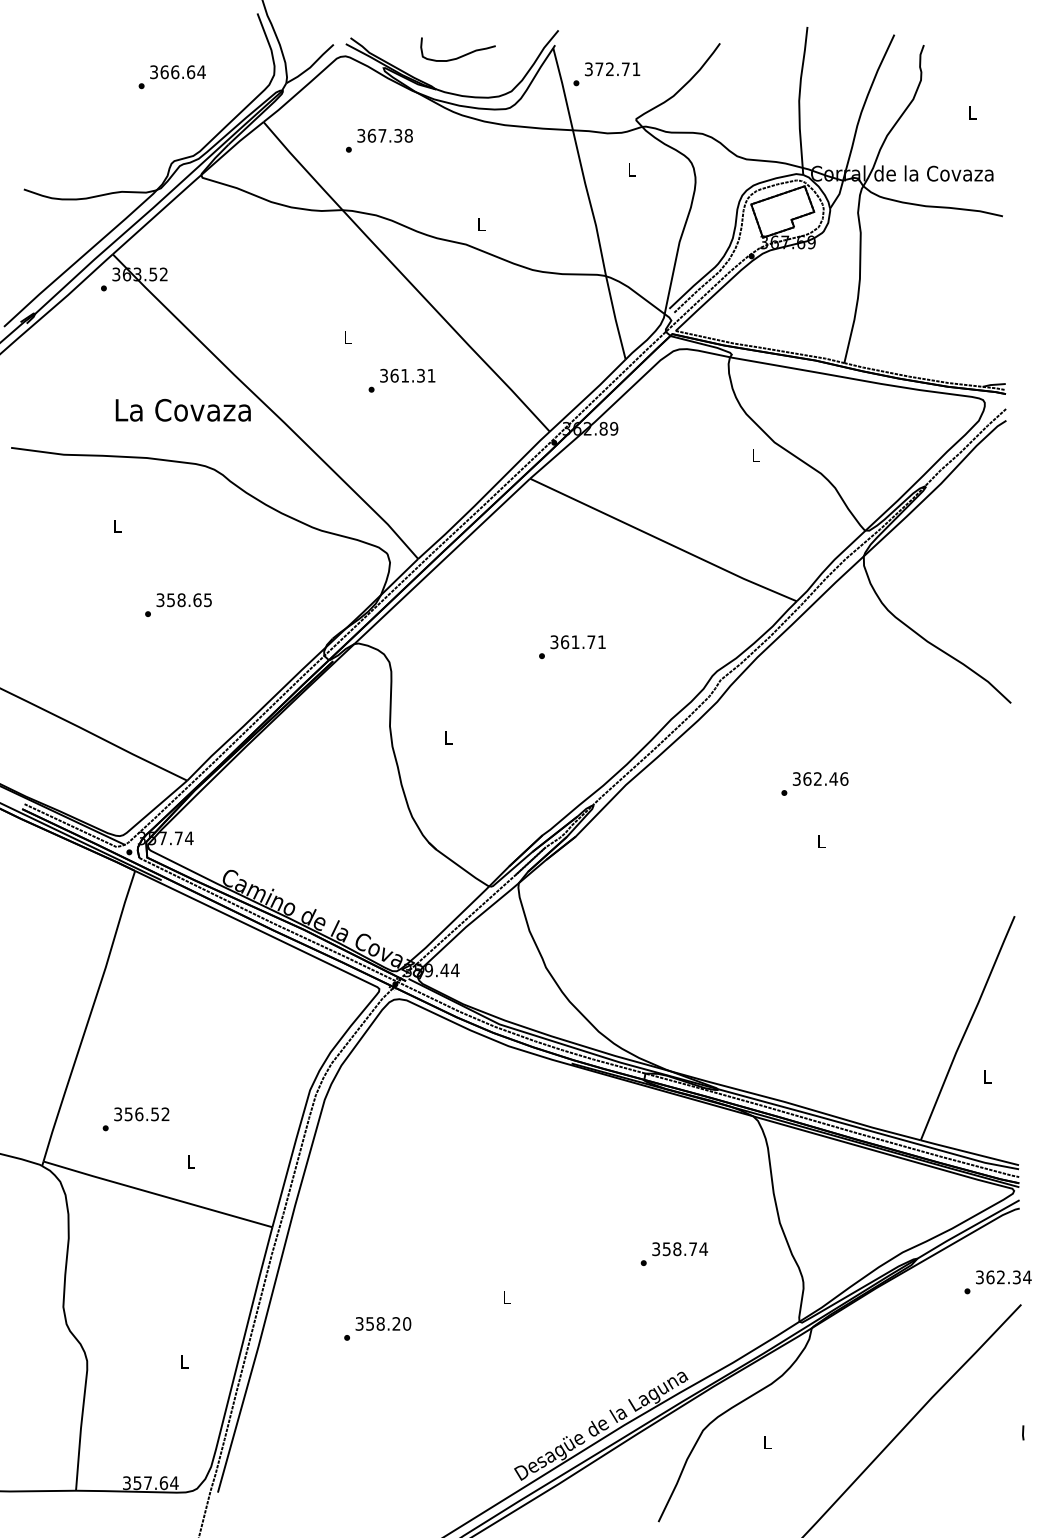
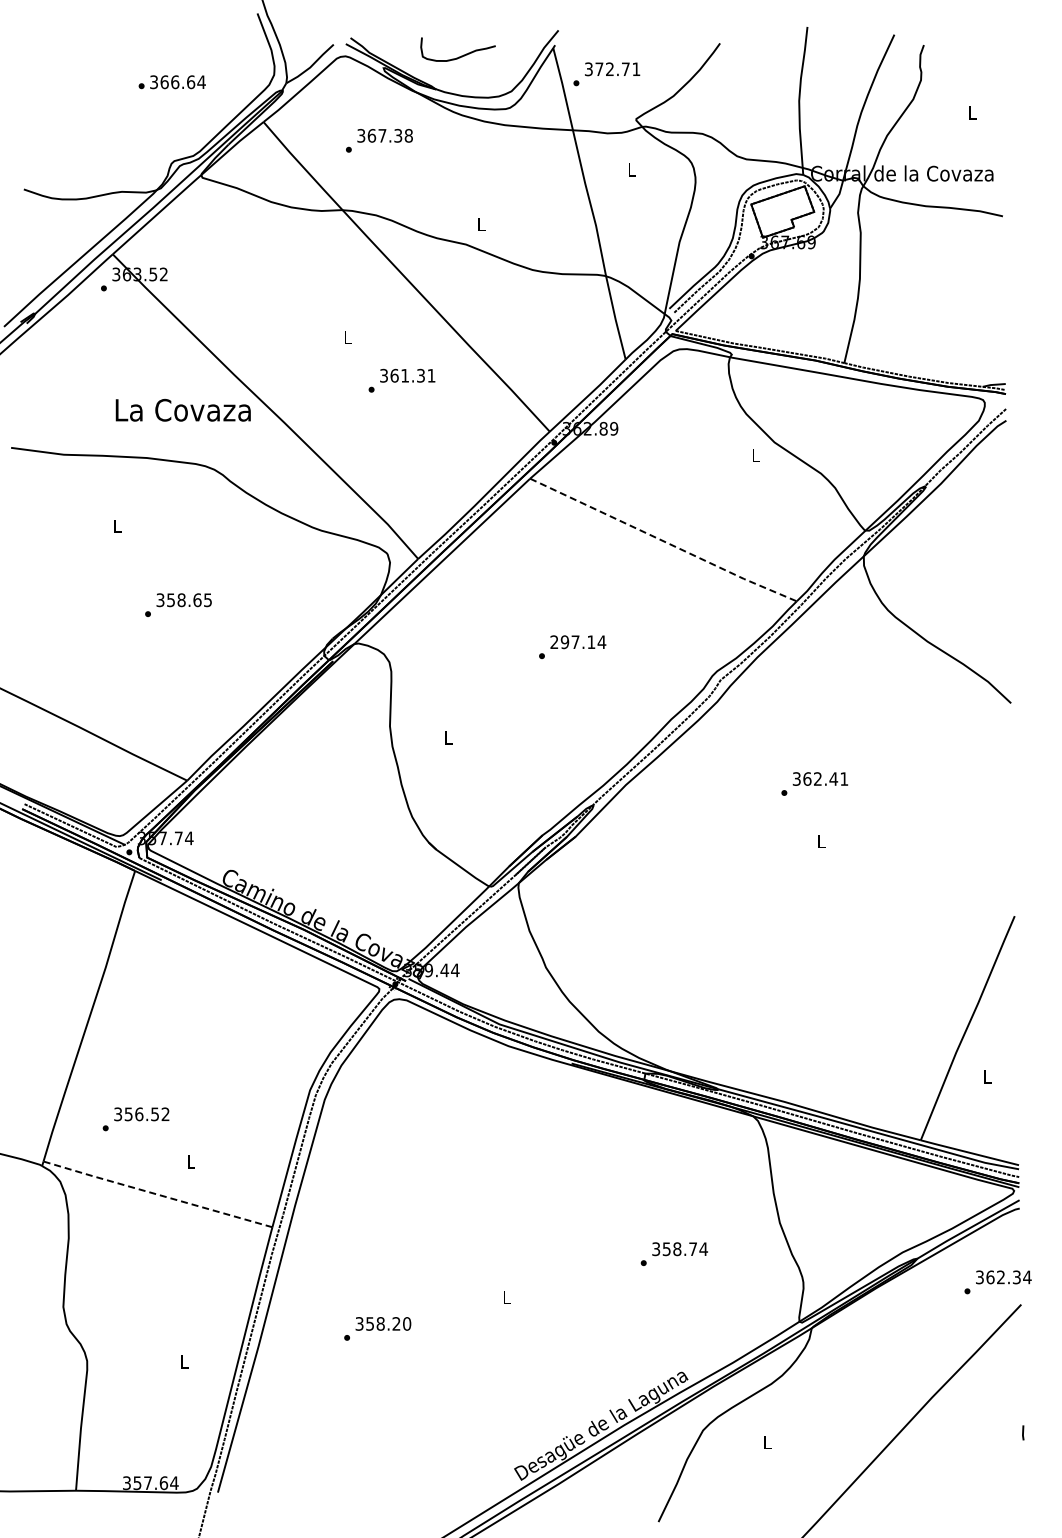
text position: (177, 72) -> (177, 82) (177, 82)
line: solid -> dashed (663, 541)
text: 361.71 -> 297.14 (578, 642)
text: 362.46 -> 362.41 (844, 778)
line: solid -> dashed (157, 1194)
